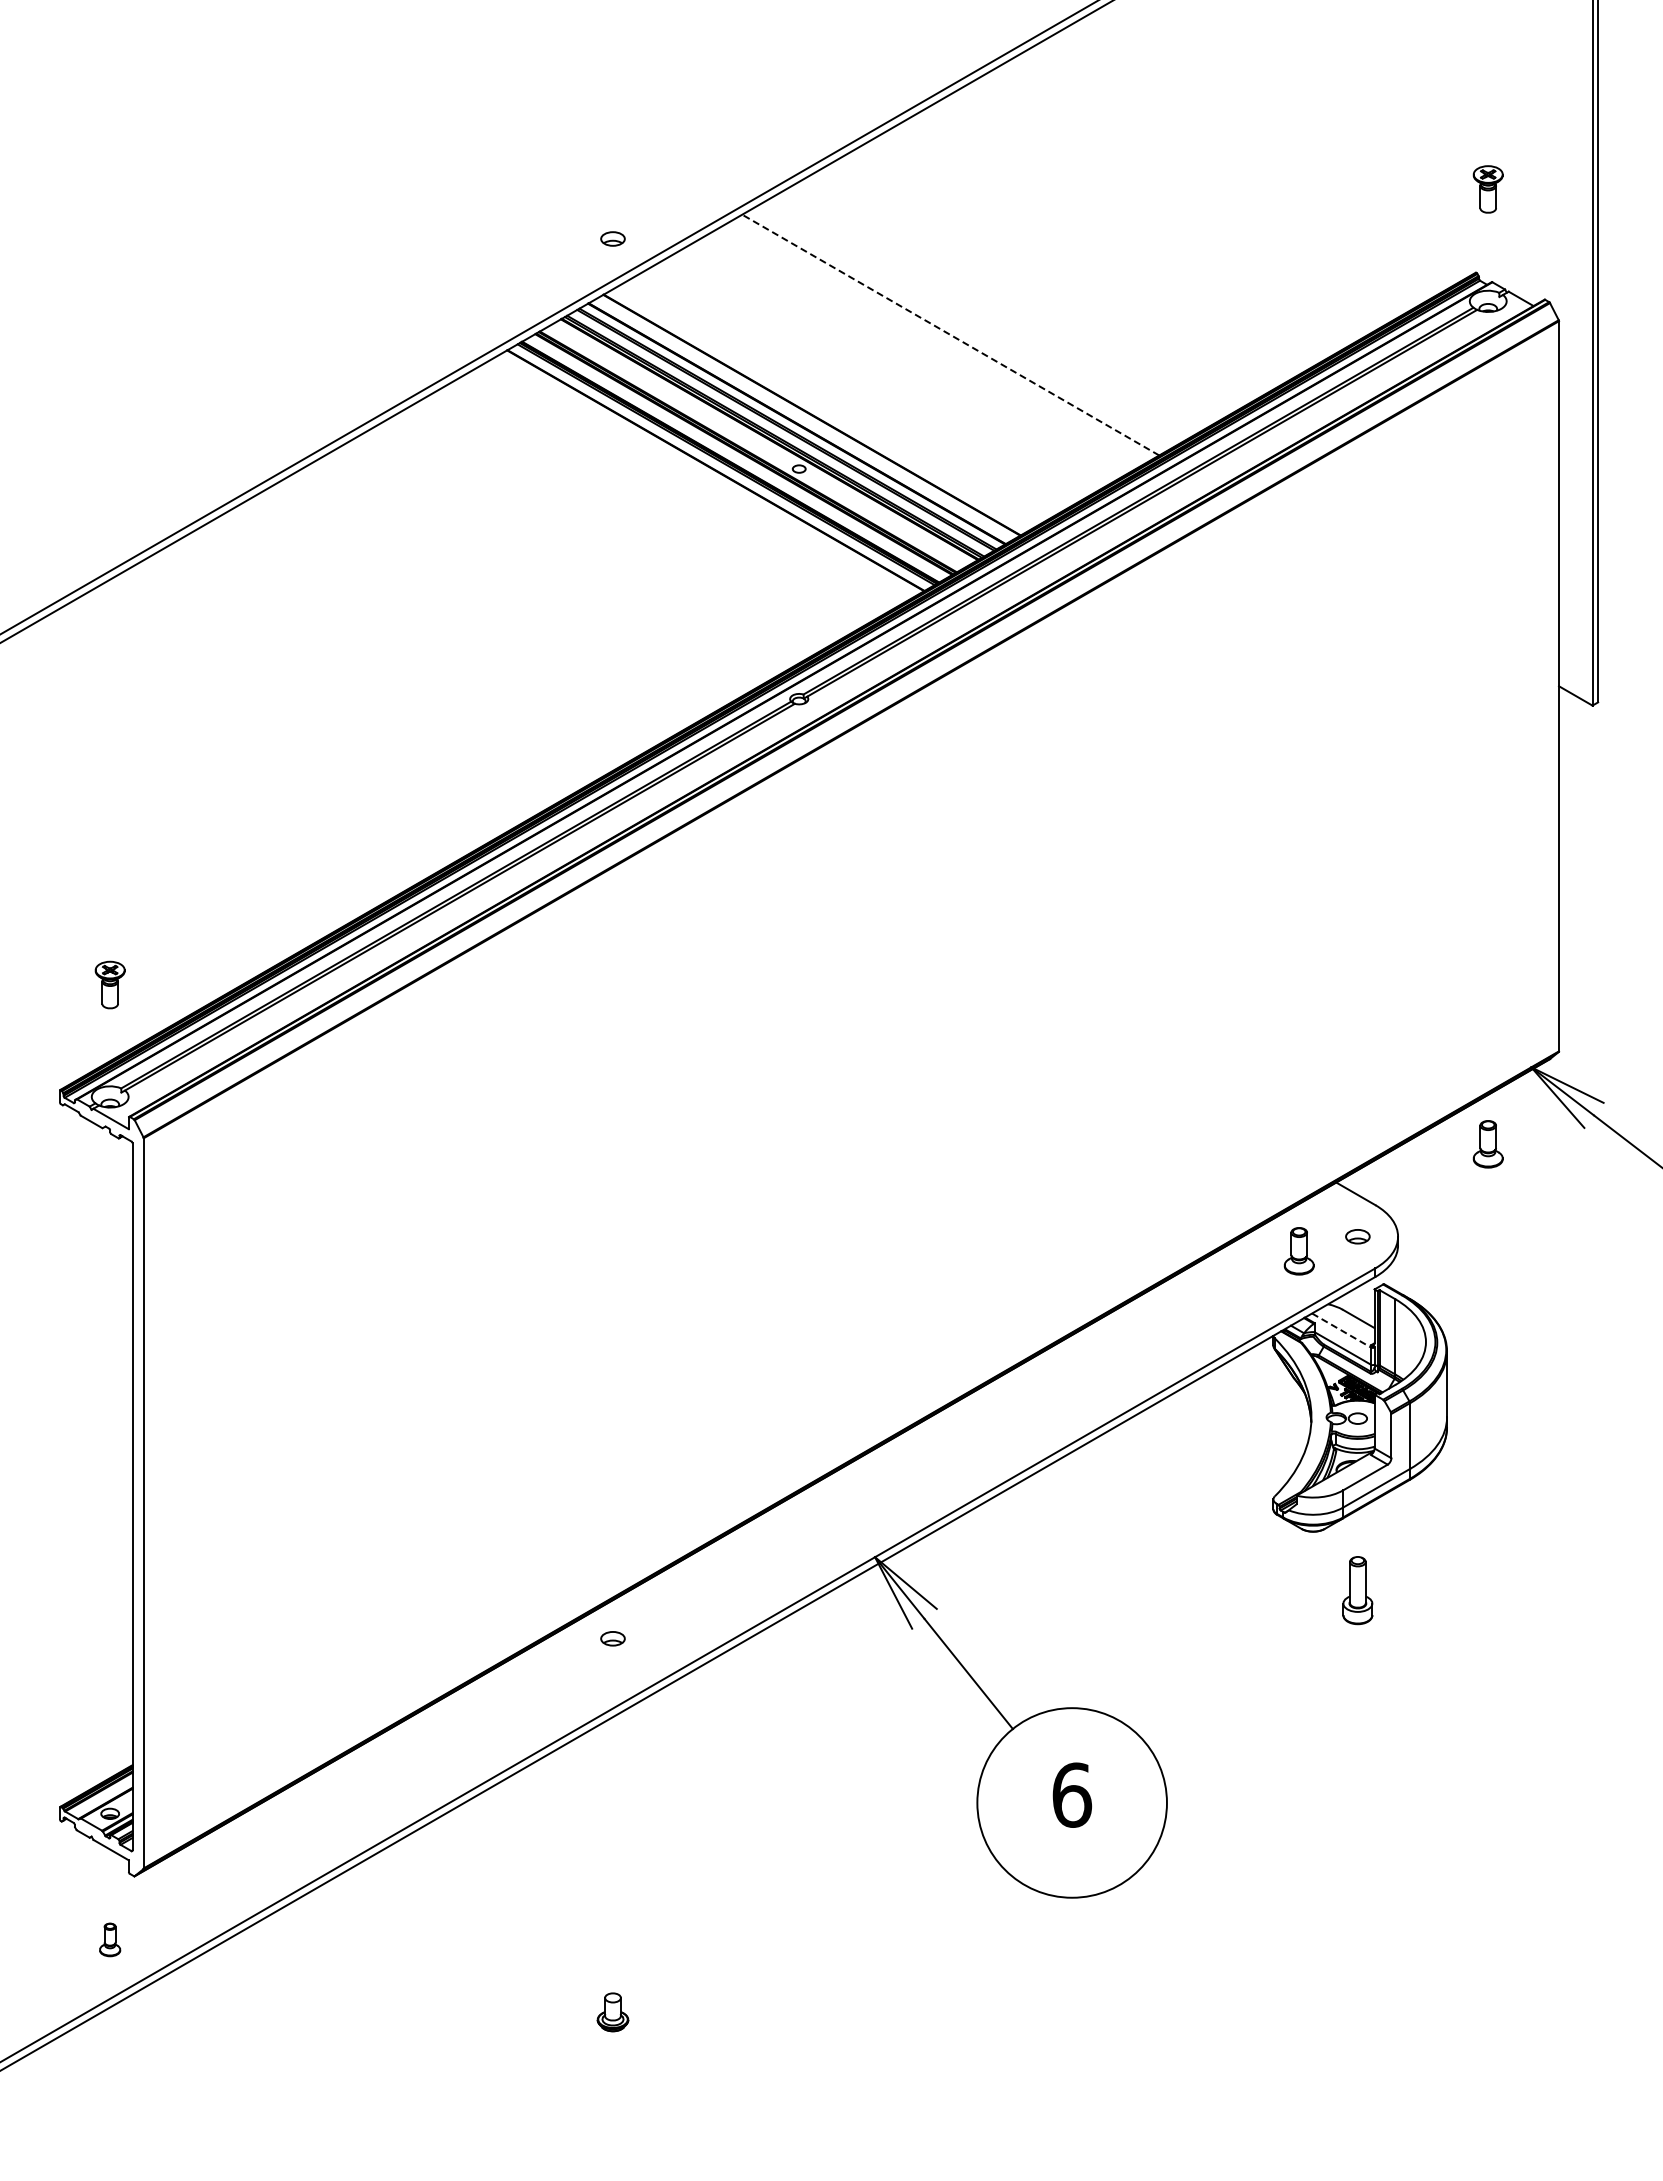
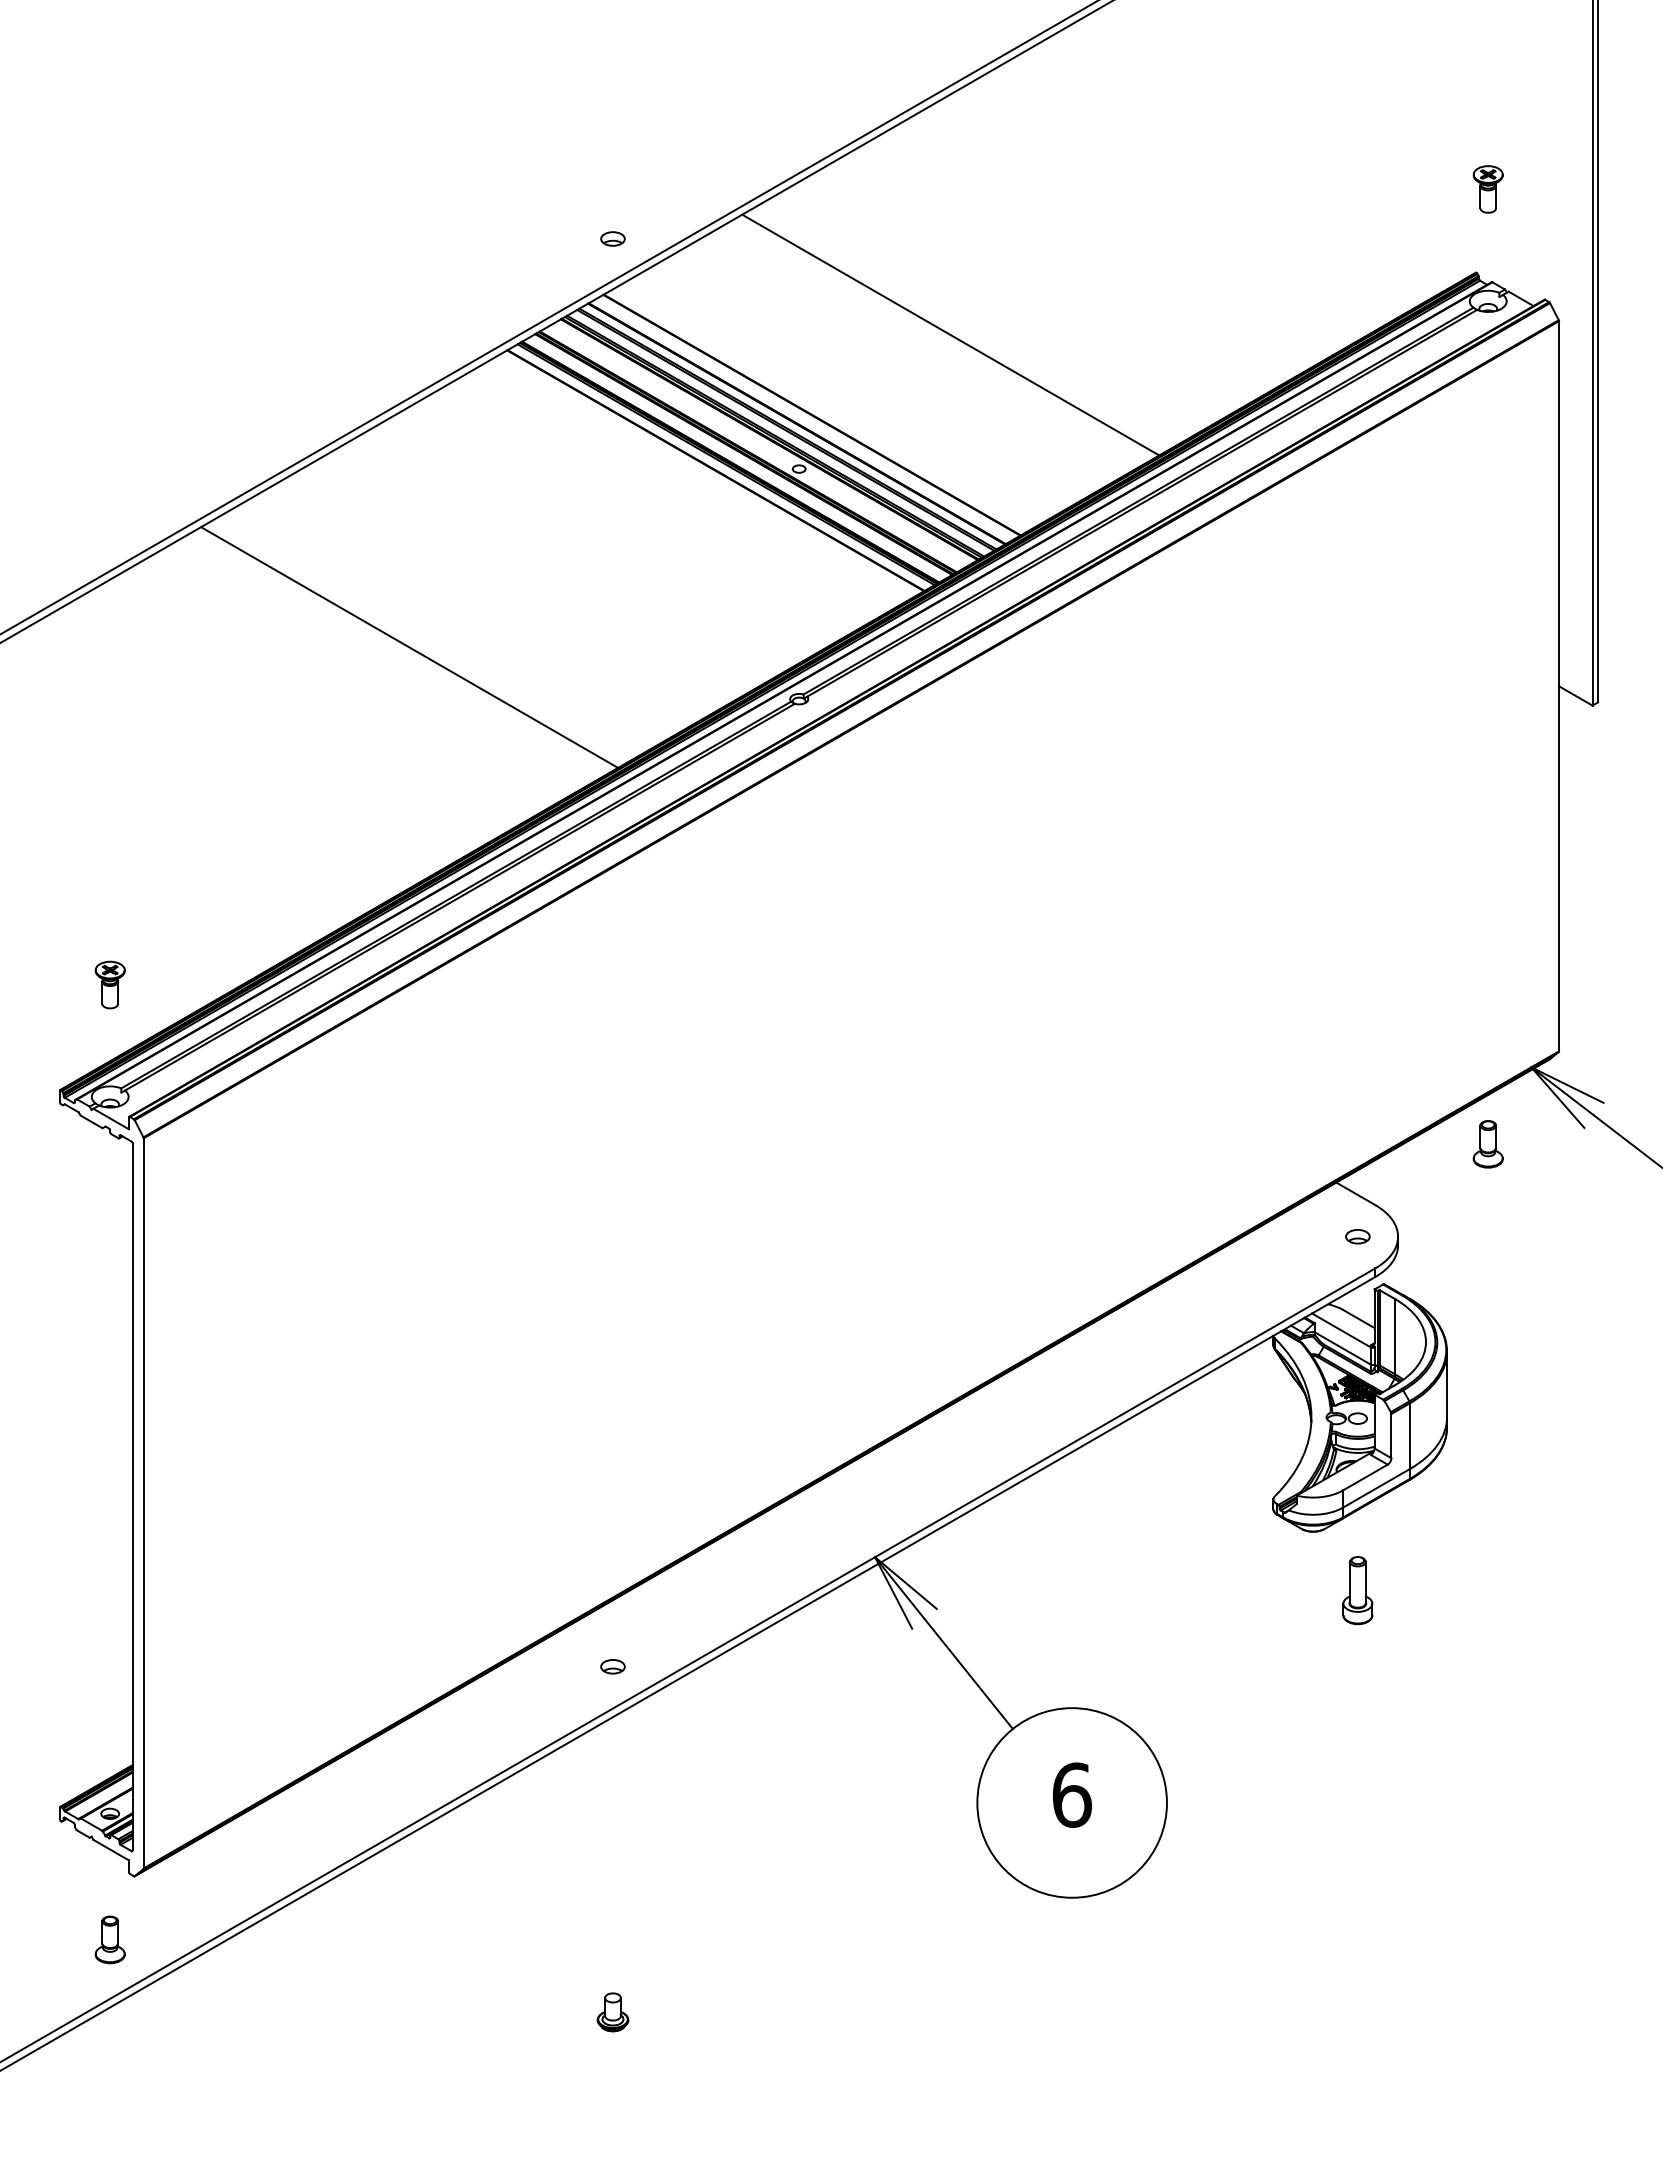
line: dashed -> solid (950, 335)
line: none -> present (409, 647)
part: present -> none (1298, 1251)
line: dashed -> solid (1341, 1330)
part position: (612, 1638) -> (612, 1666) (612, 1666)
part size: 23x36 px -> 32x50 px (109, 1939)
